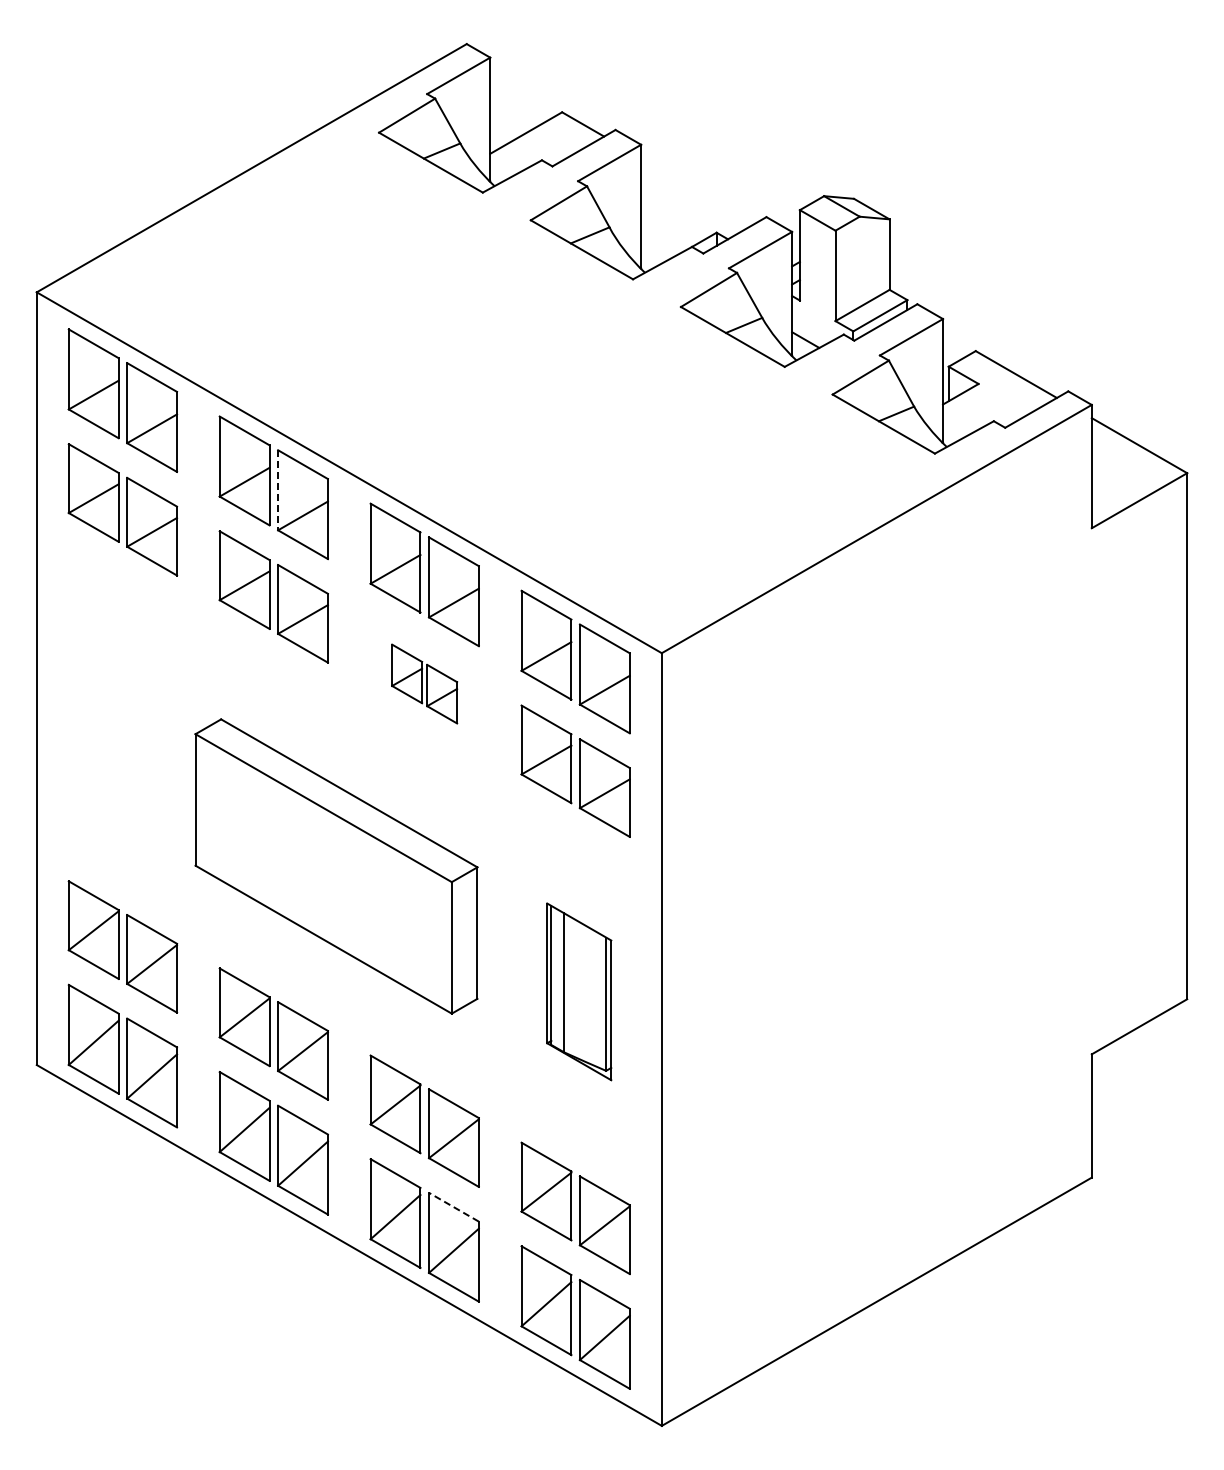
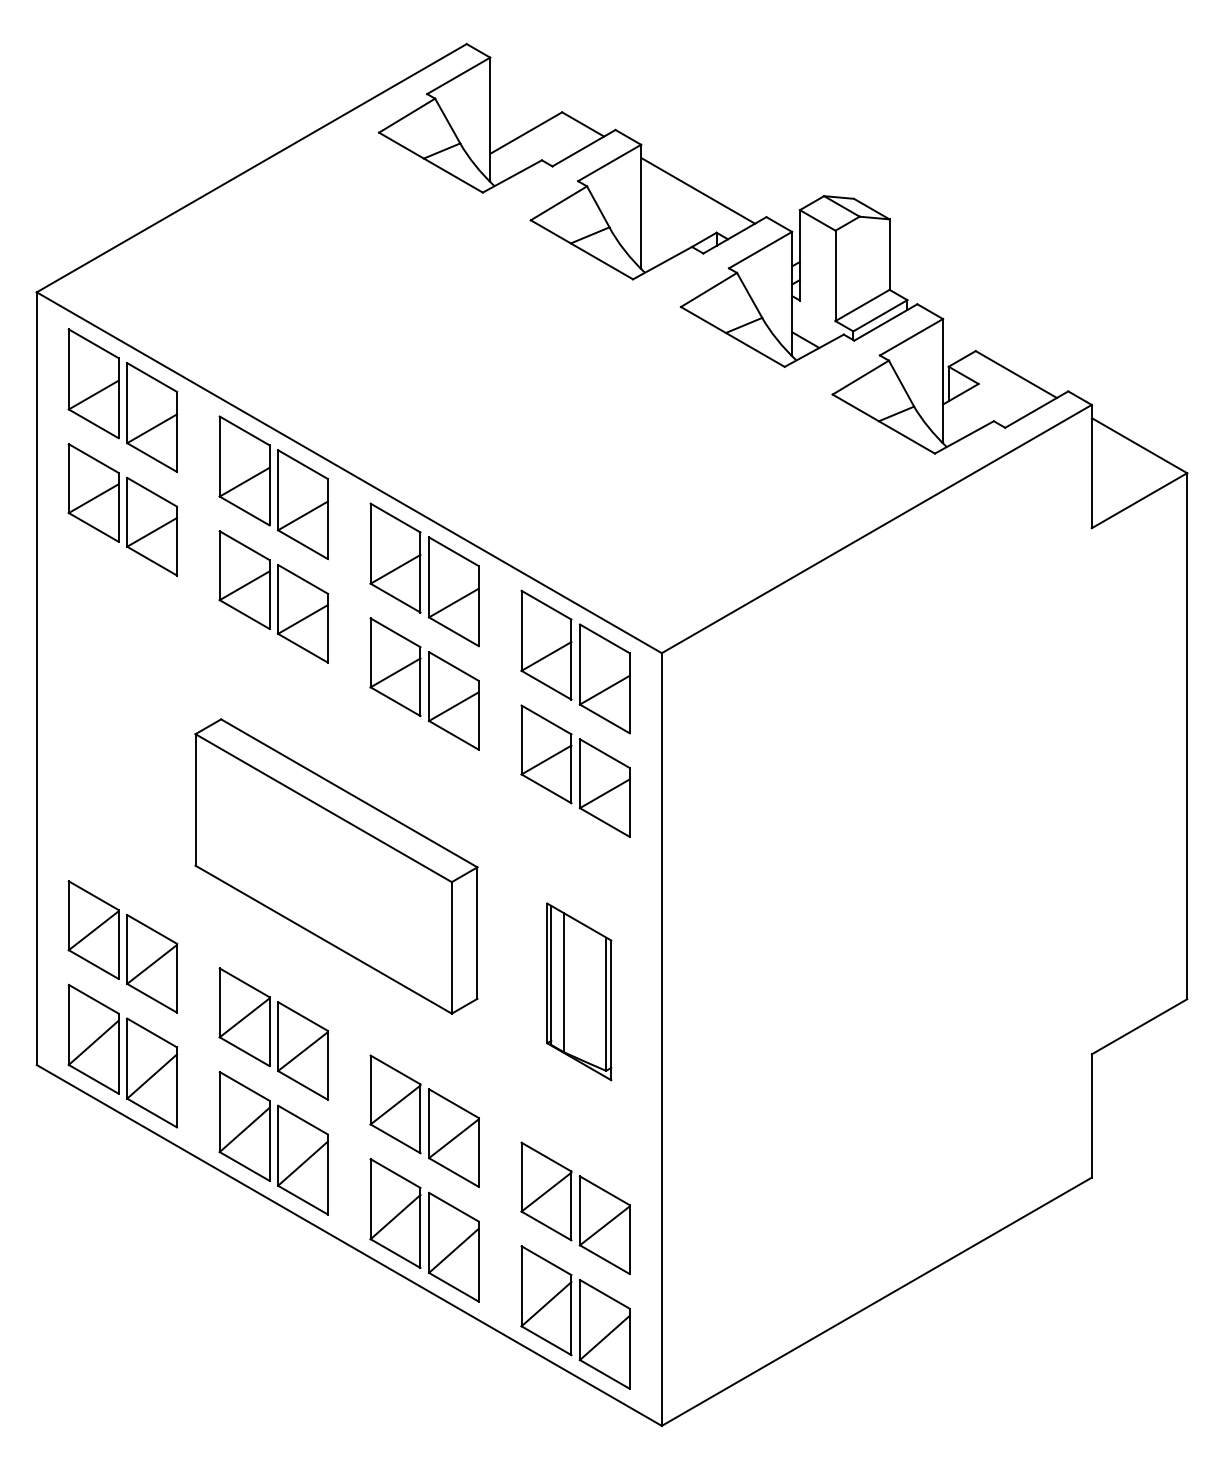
line: none -> present (698, 190)
line: dashed -> solid (278, 490)
part size: 68x82 px -> 111x134 px (424, 683)
line: dashed -> solid (453, 1207)
